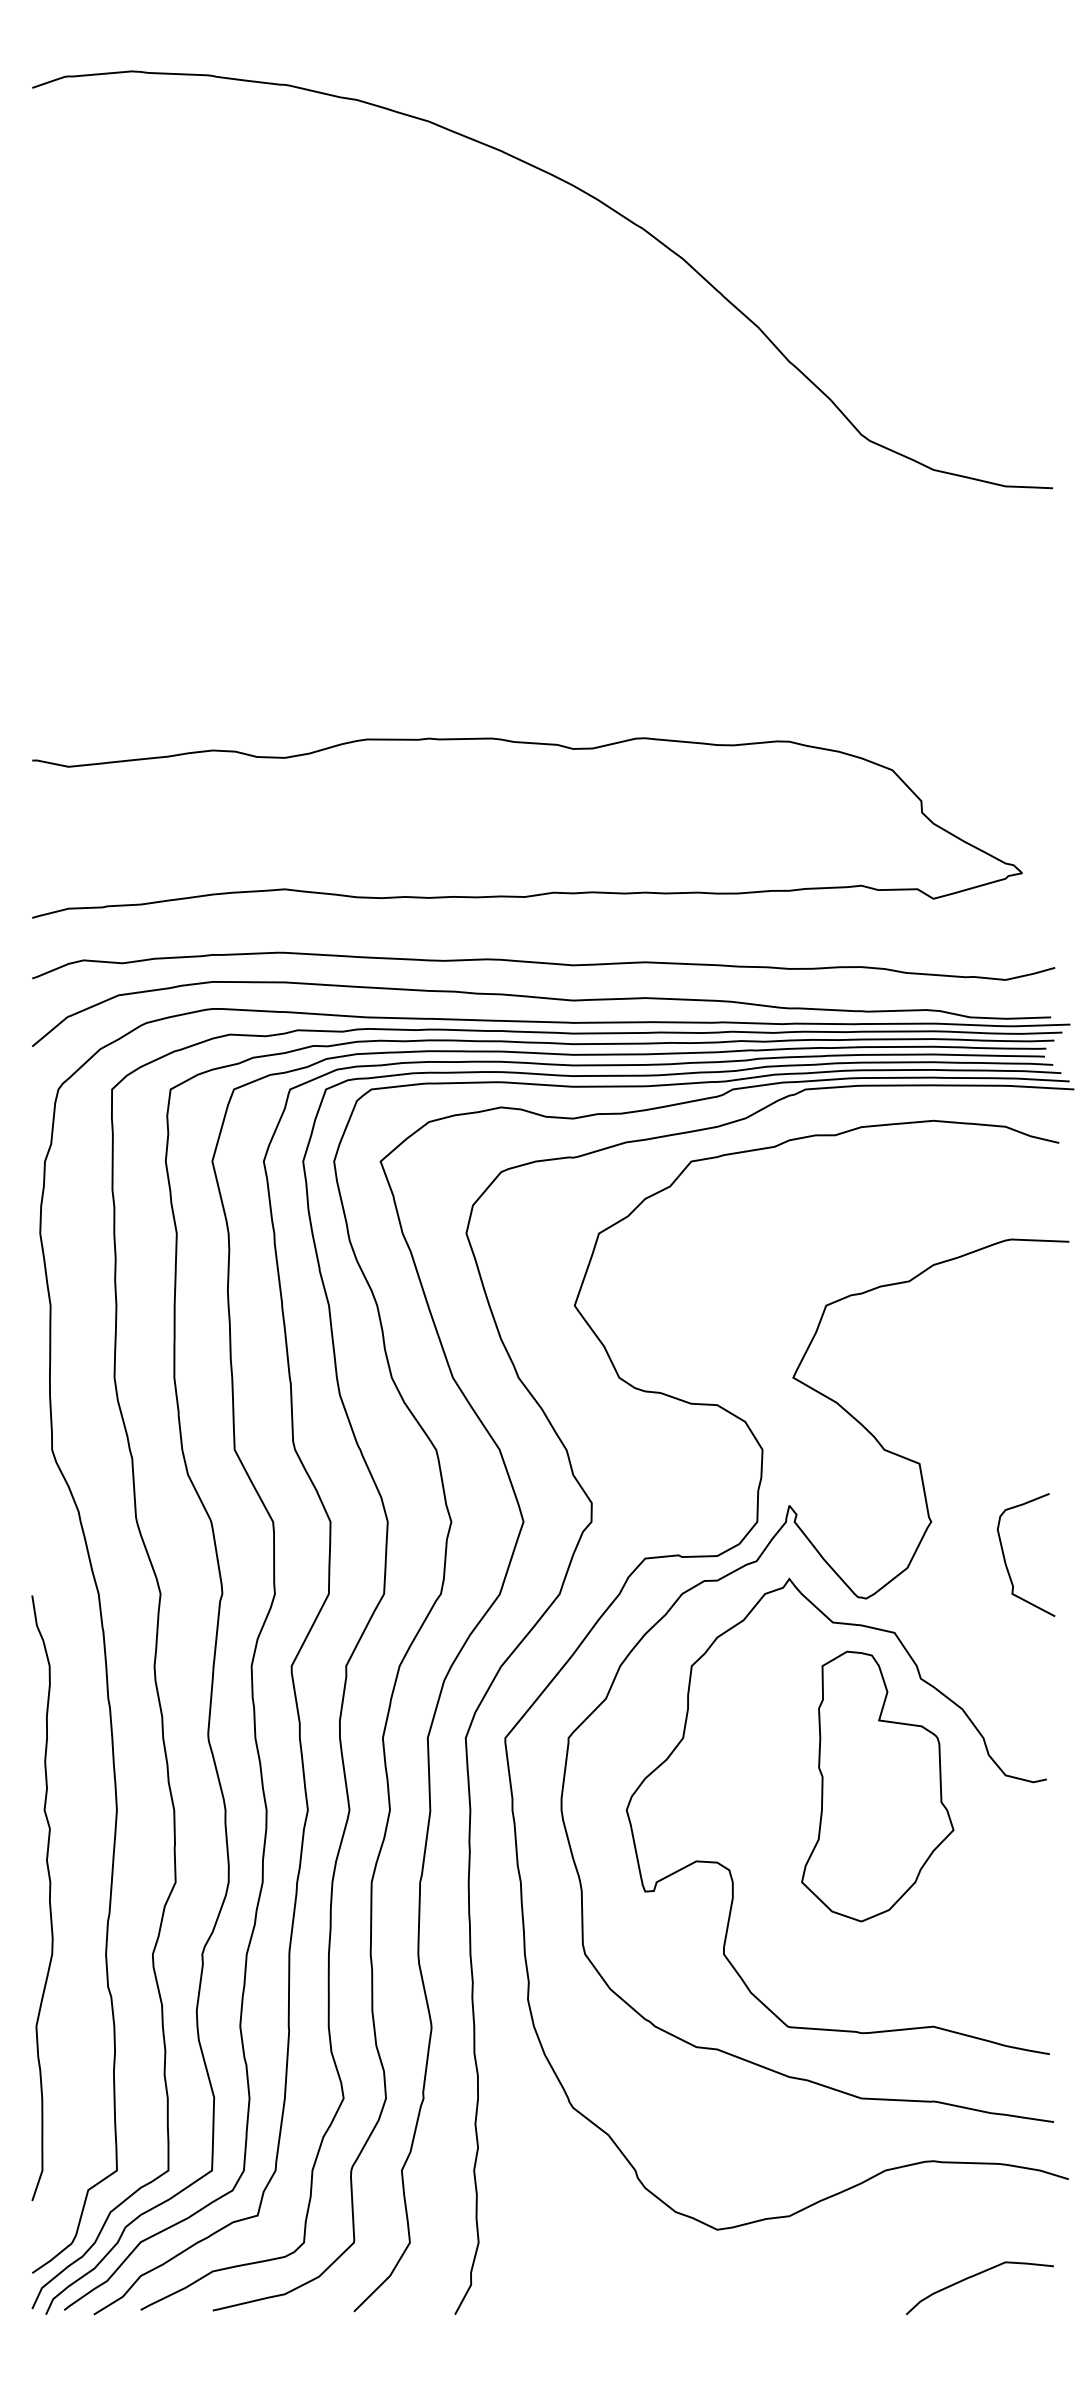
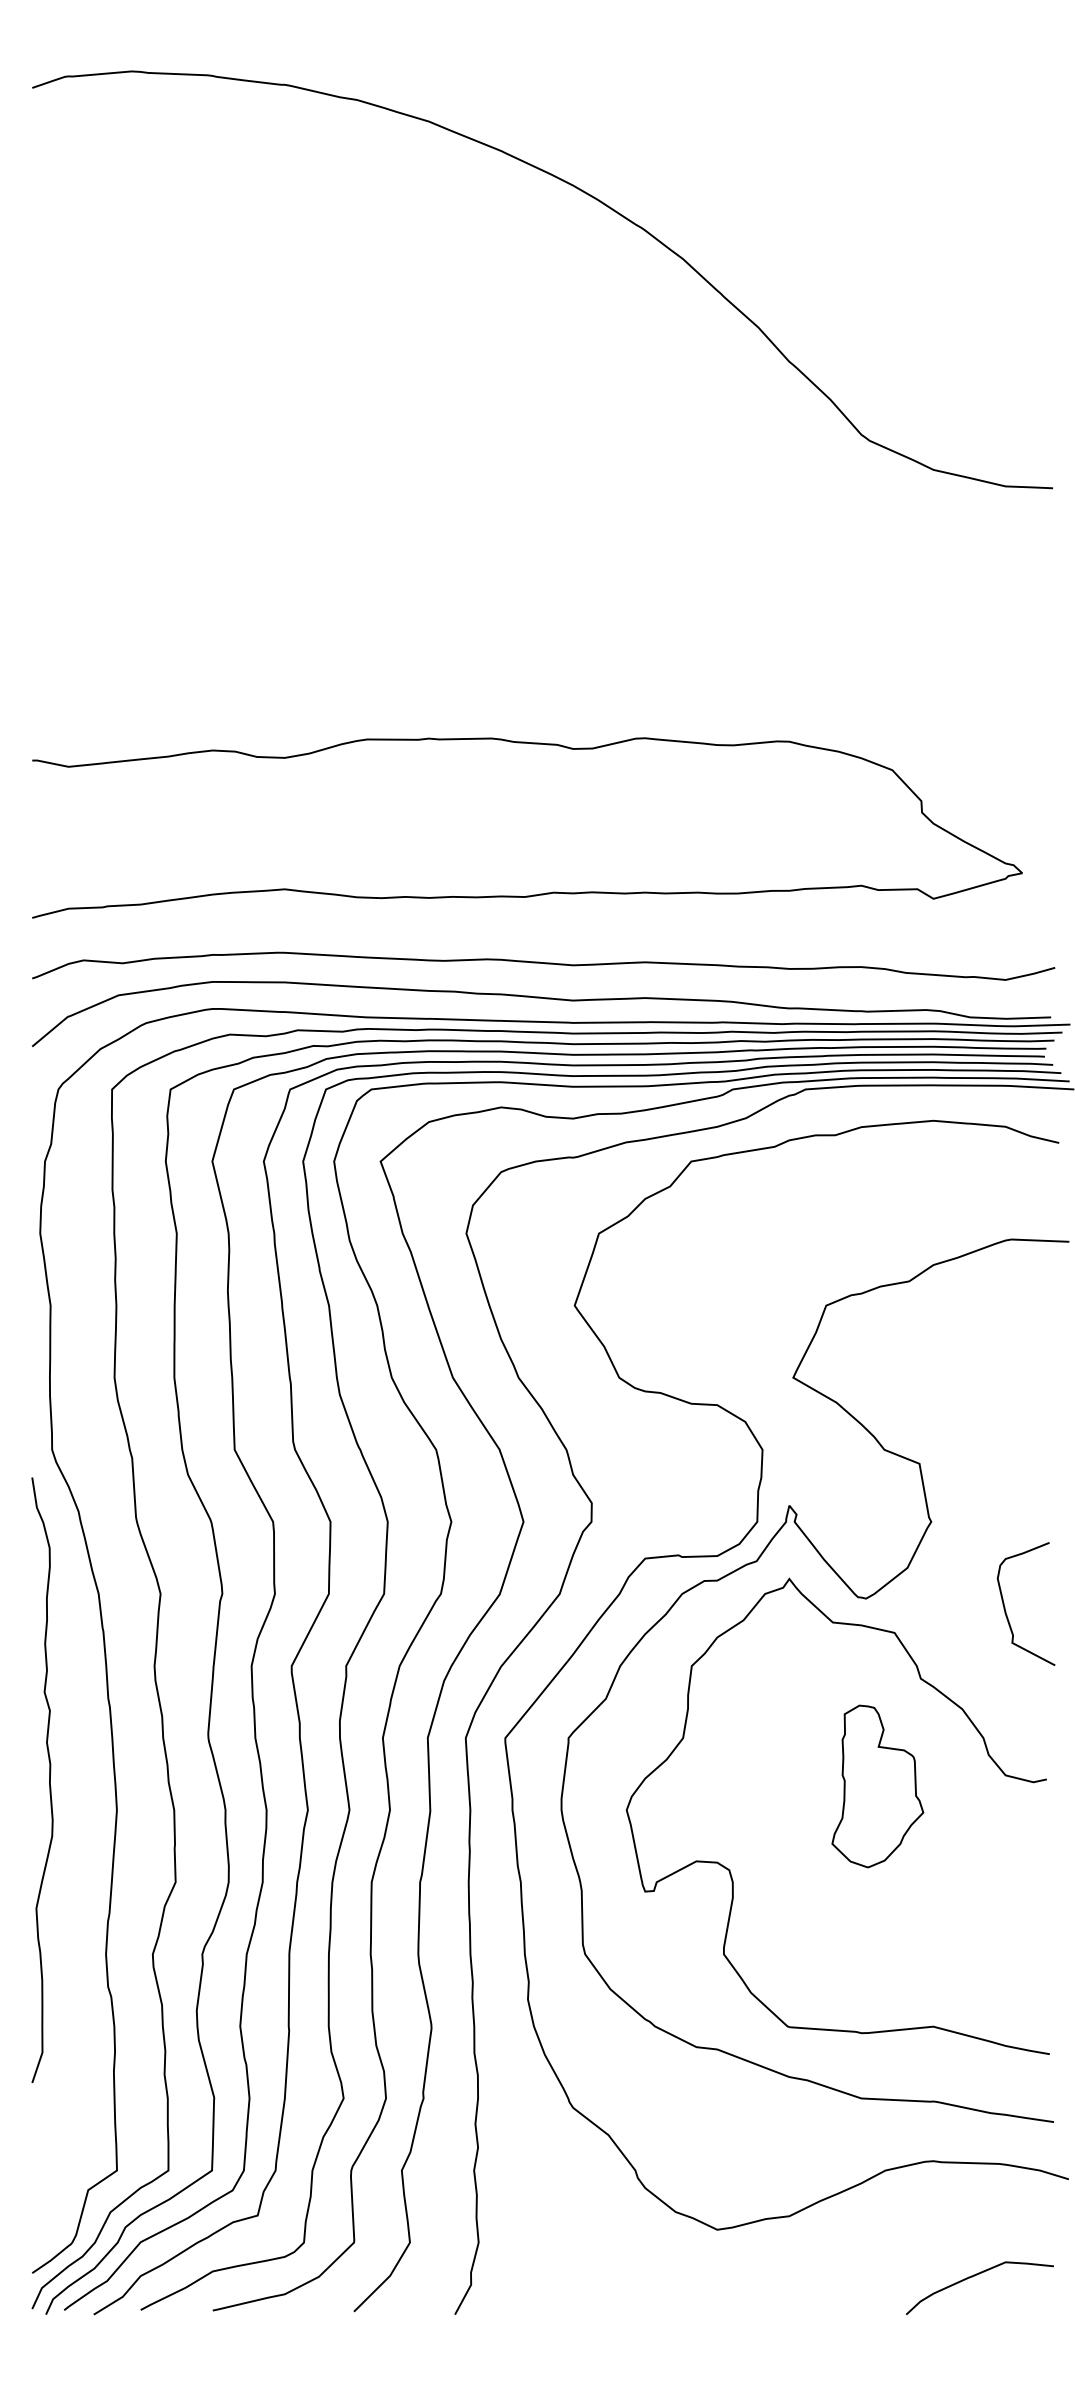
curve position: (1005, 1558) -> (1005, 1607) (1005, 1607)
part size: 154x273 px -> 94x165 px (877, 1786)
curve position: (49, 1898) -> (49, 1780) (49, 1780)
